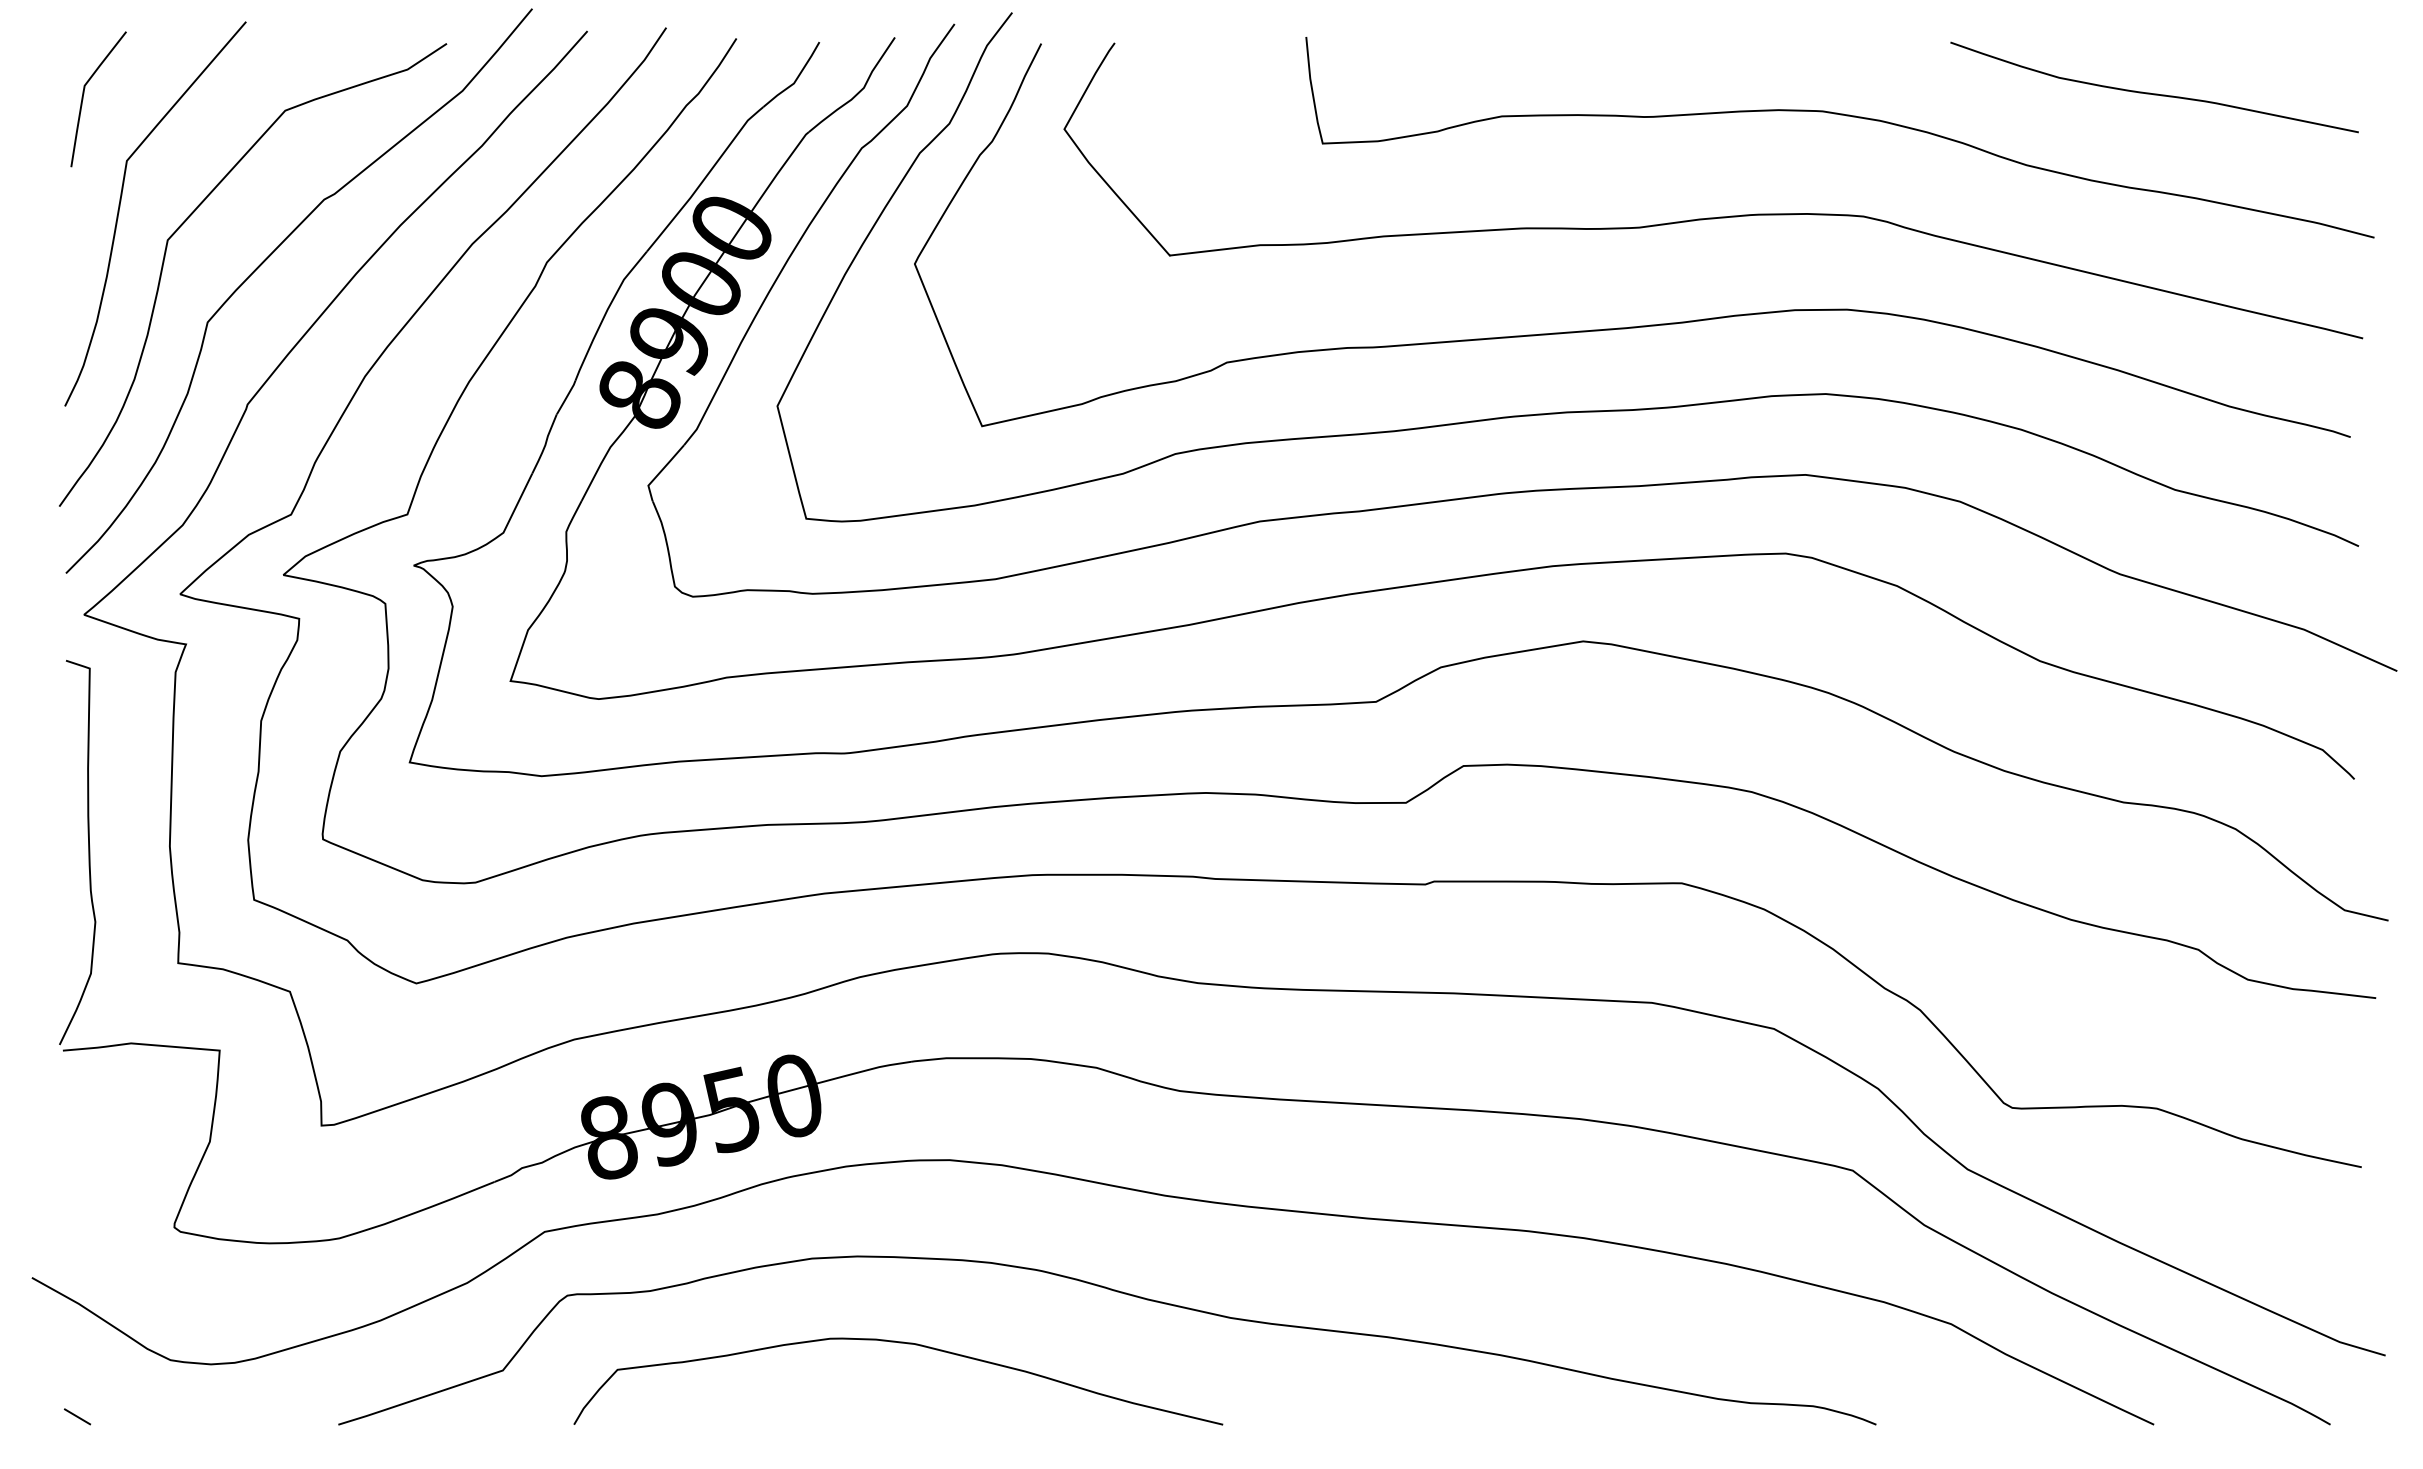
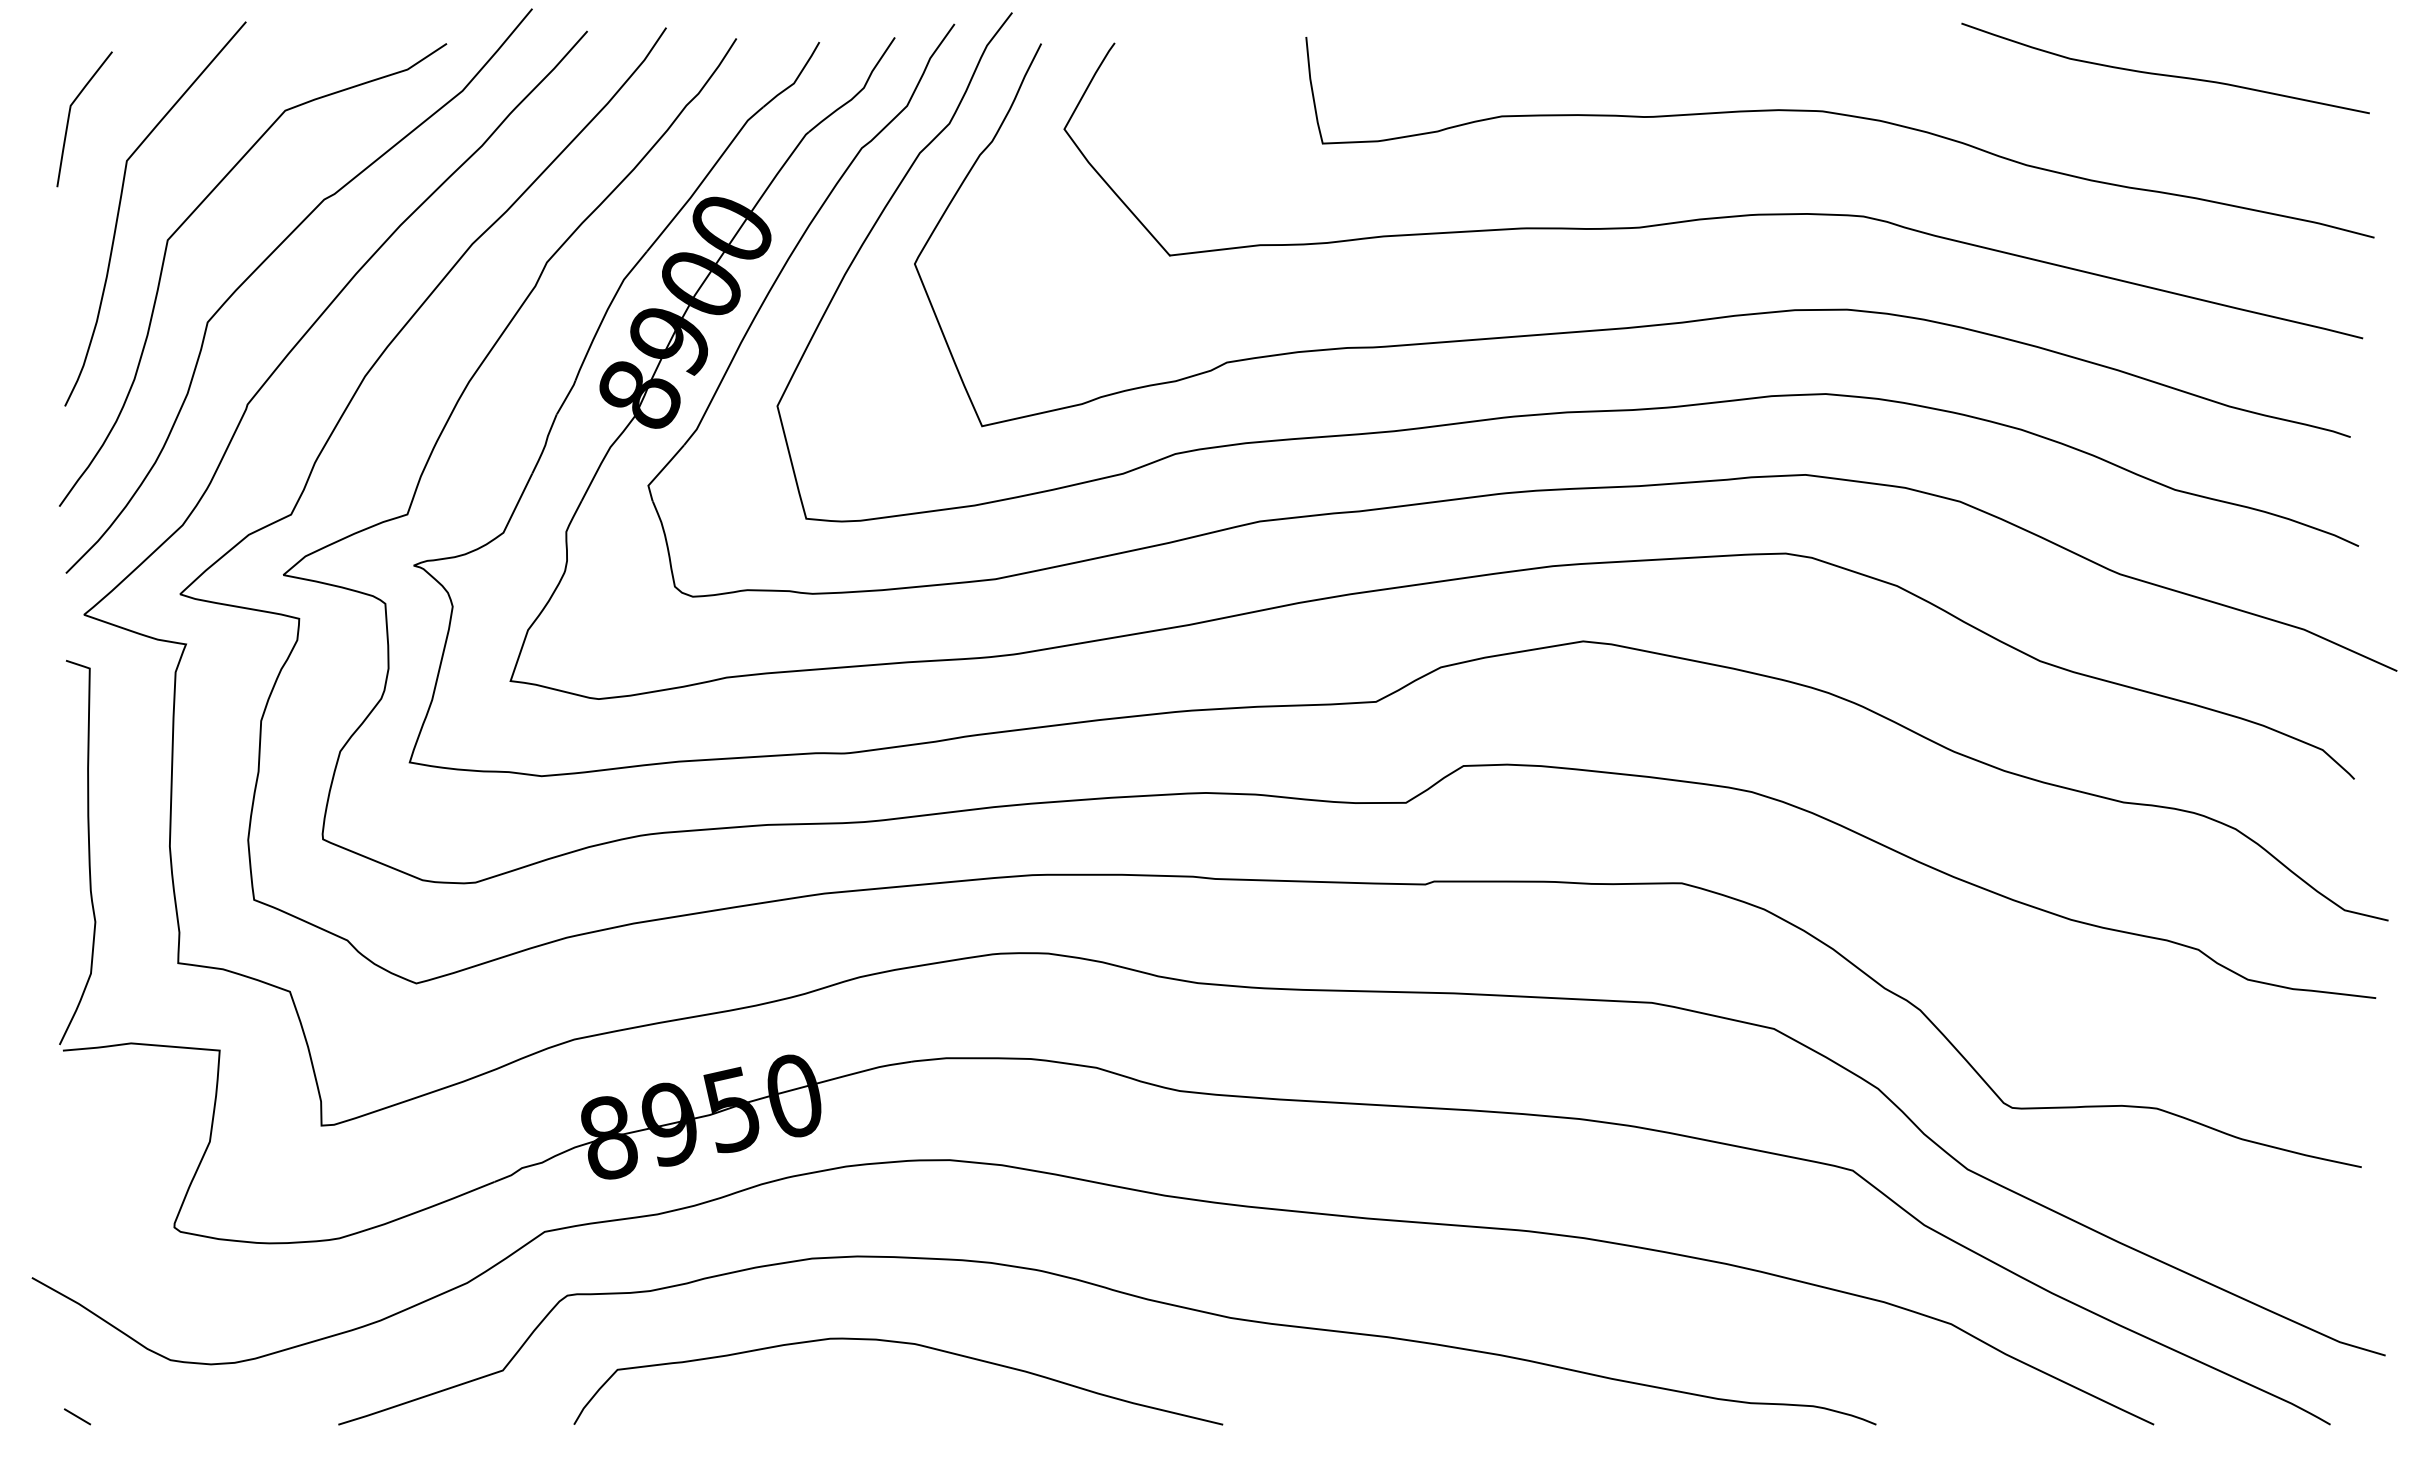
curve position: (2154, 93) -> (2165, 74) (2165, 74)
curve position: (83, 99) -> (69, 119) (69, 119)
